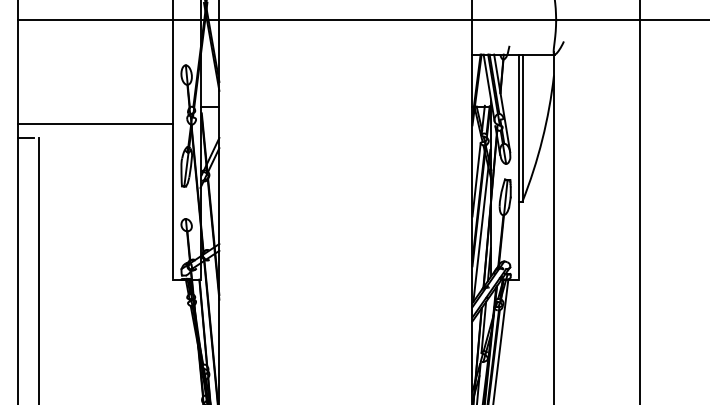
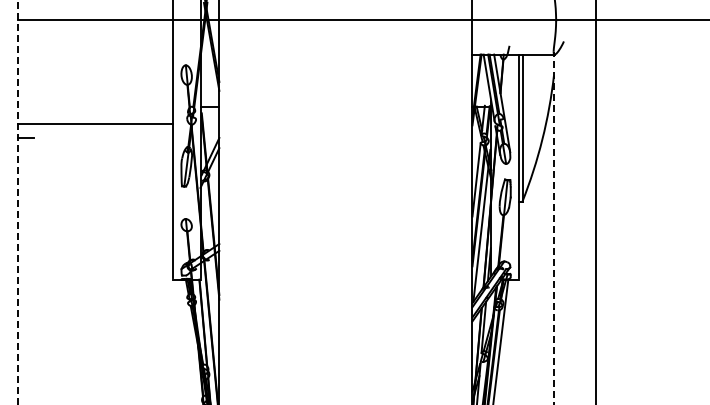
line position: (640, 201) -> (596, 201) (596, 201)
line: solid -> dashed (18, 202)
line: solid -> dashed (553, 227)
line: present -> none (38, 269)
